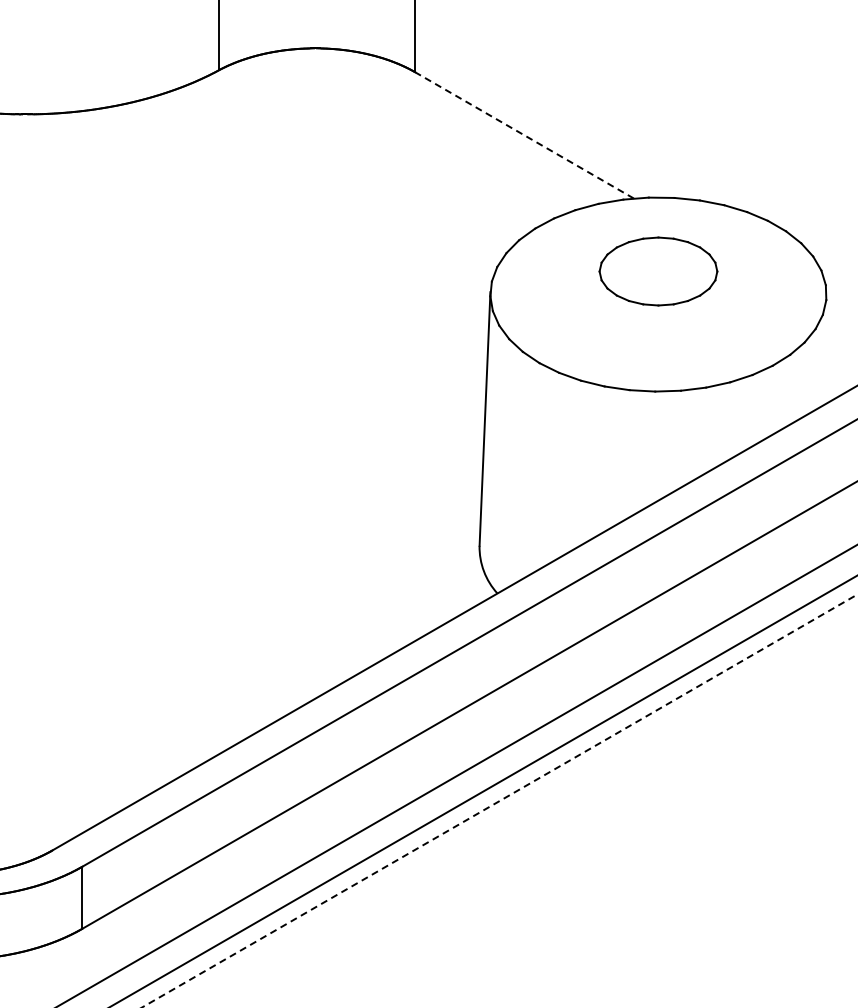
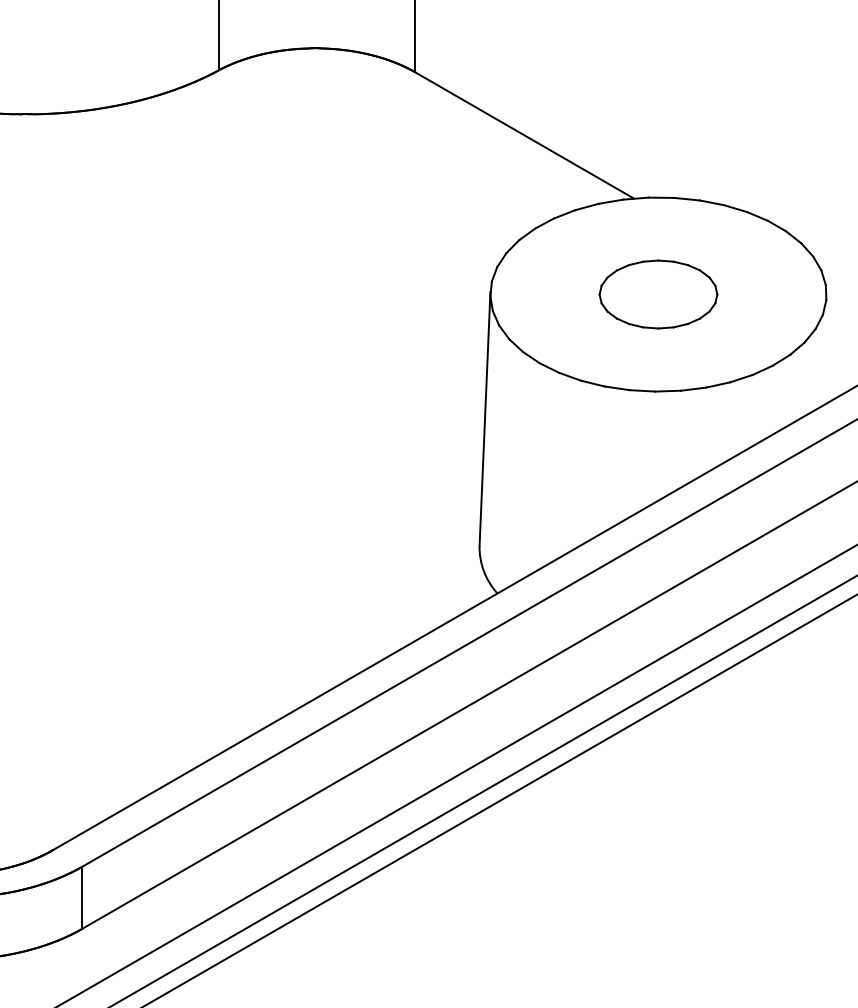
line: dashed -> solid (524, 135)
part position: (658, 271) -> (658, 294) (658, 294)
line: dashed -> solid (499, 801)
